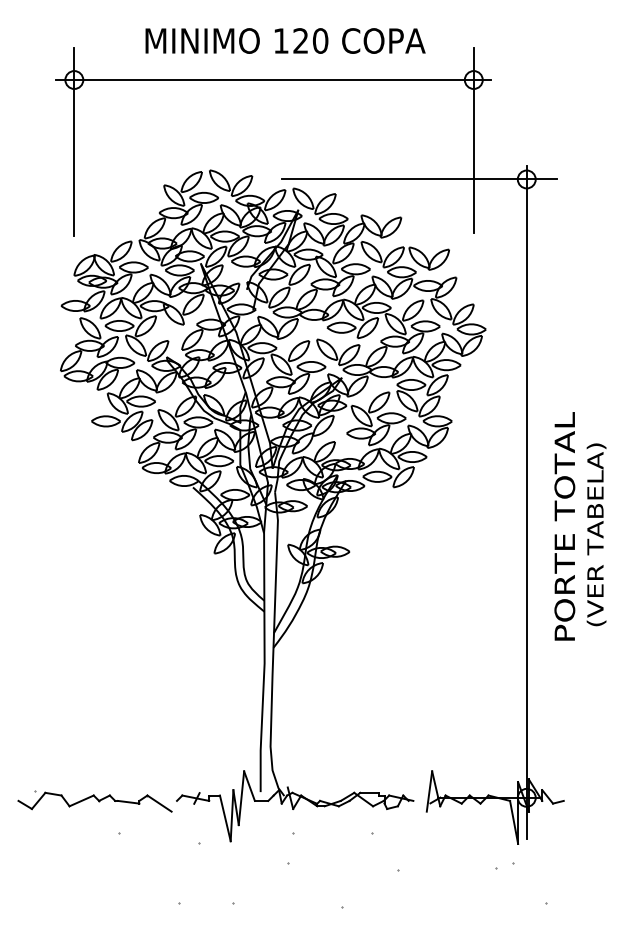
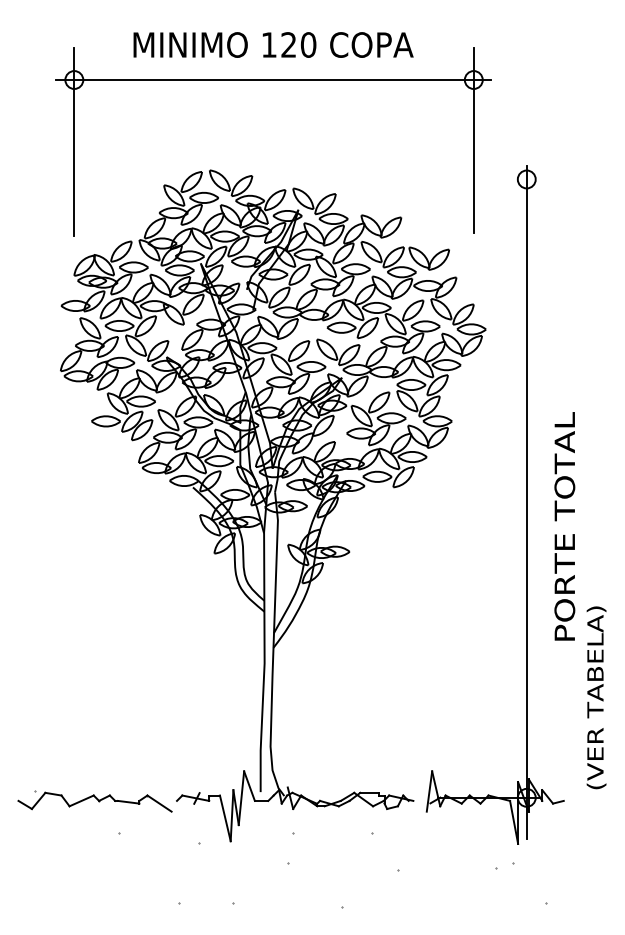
text position: (285, 40) -> (273, 44) (273, 44)
line: present -> none (419, 179)
text position: (596, 534) -> (596, 697) (596, 697)
